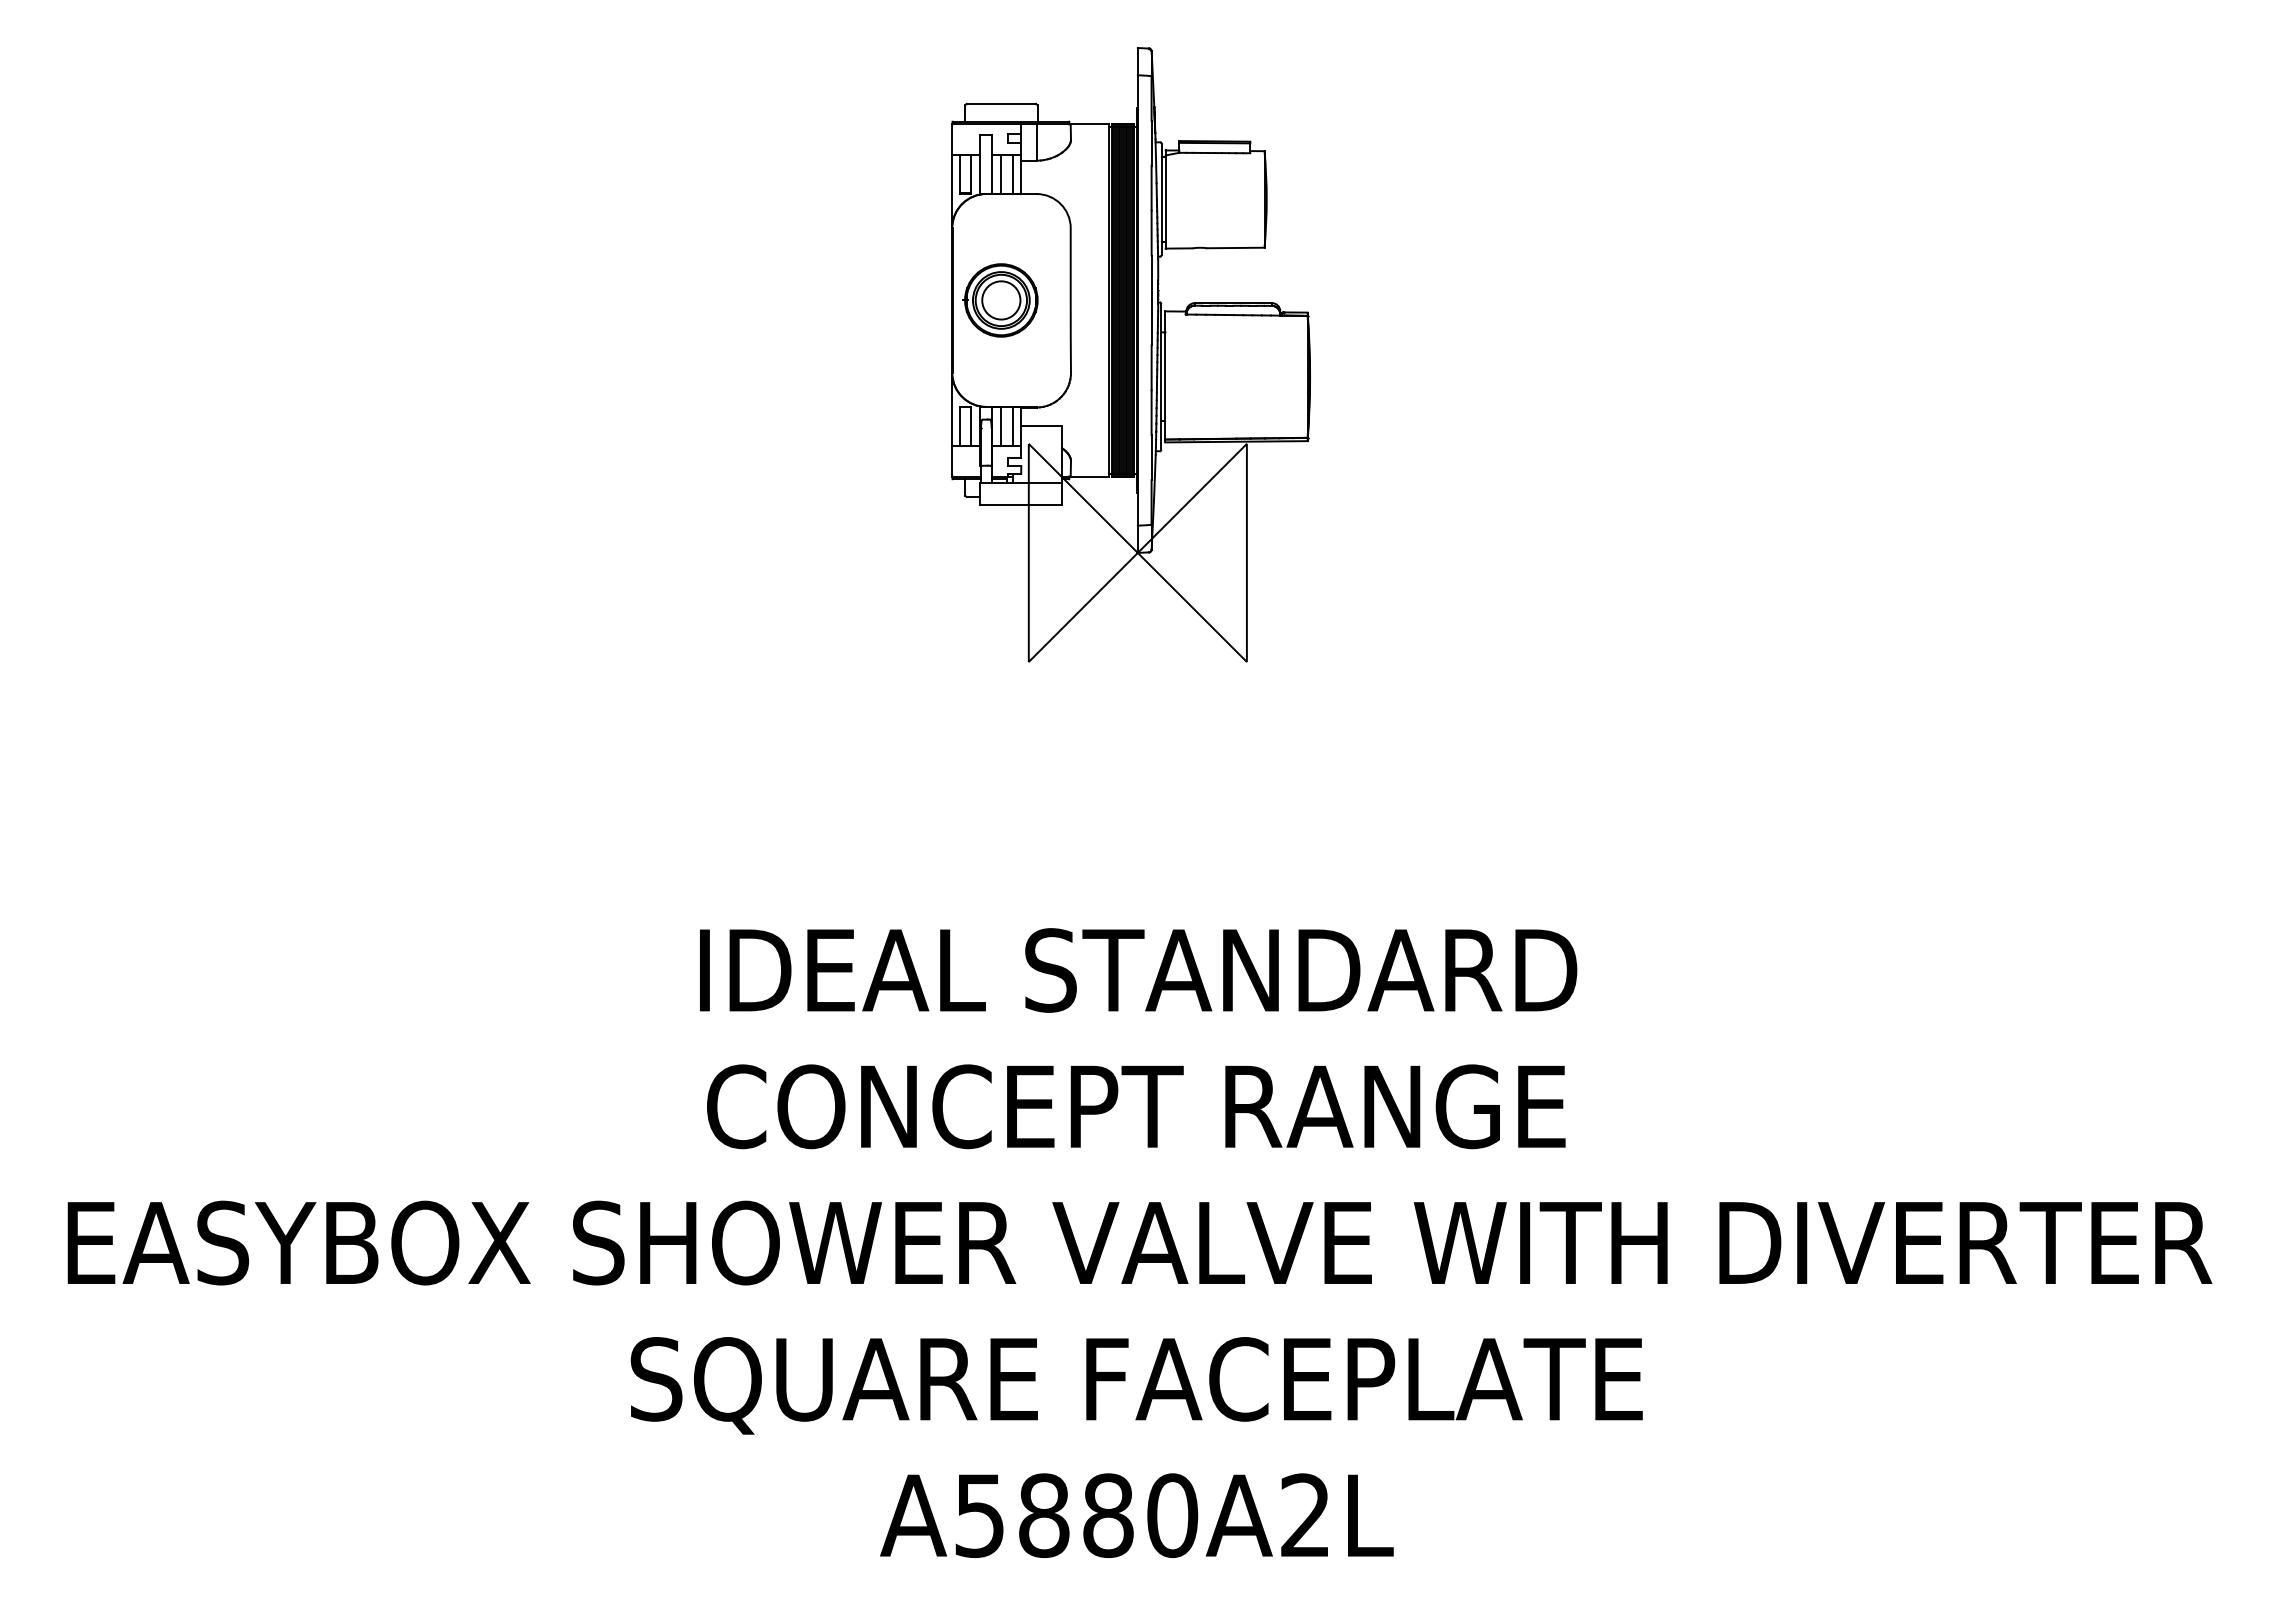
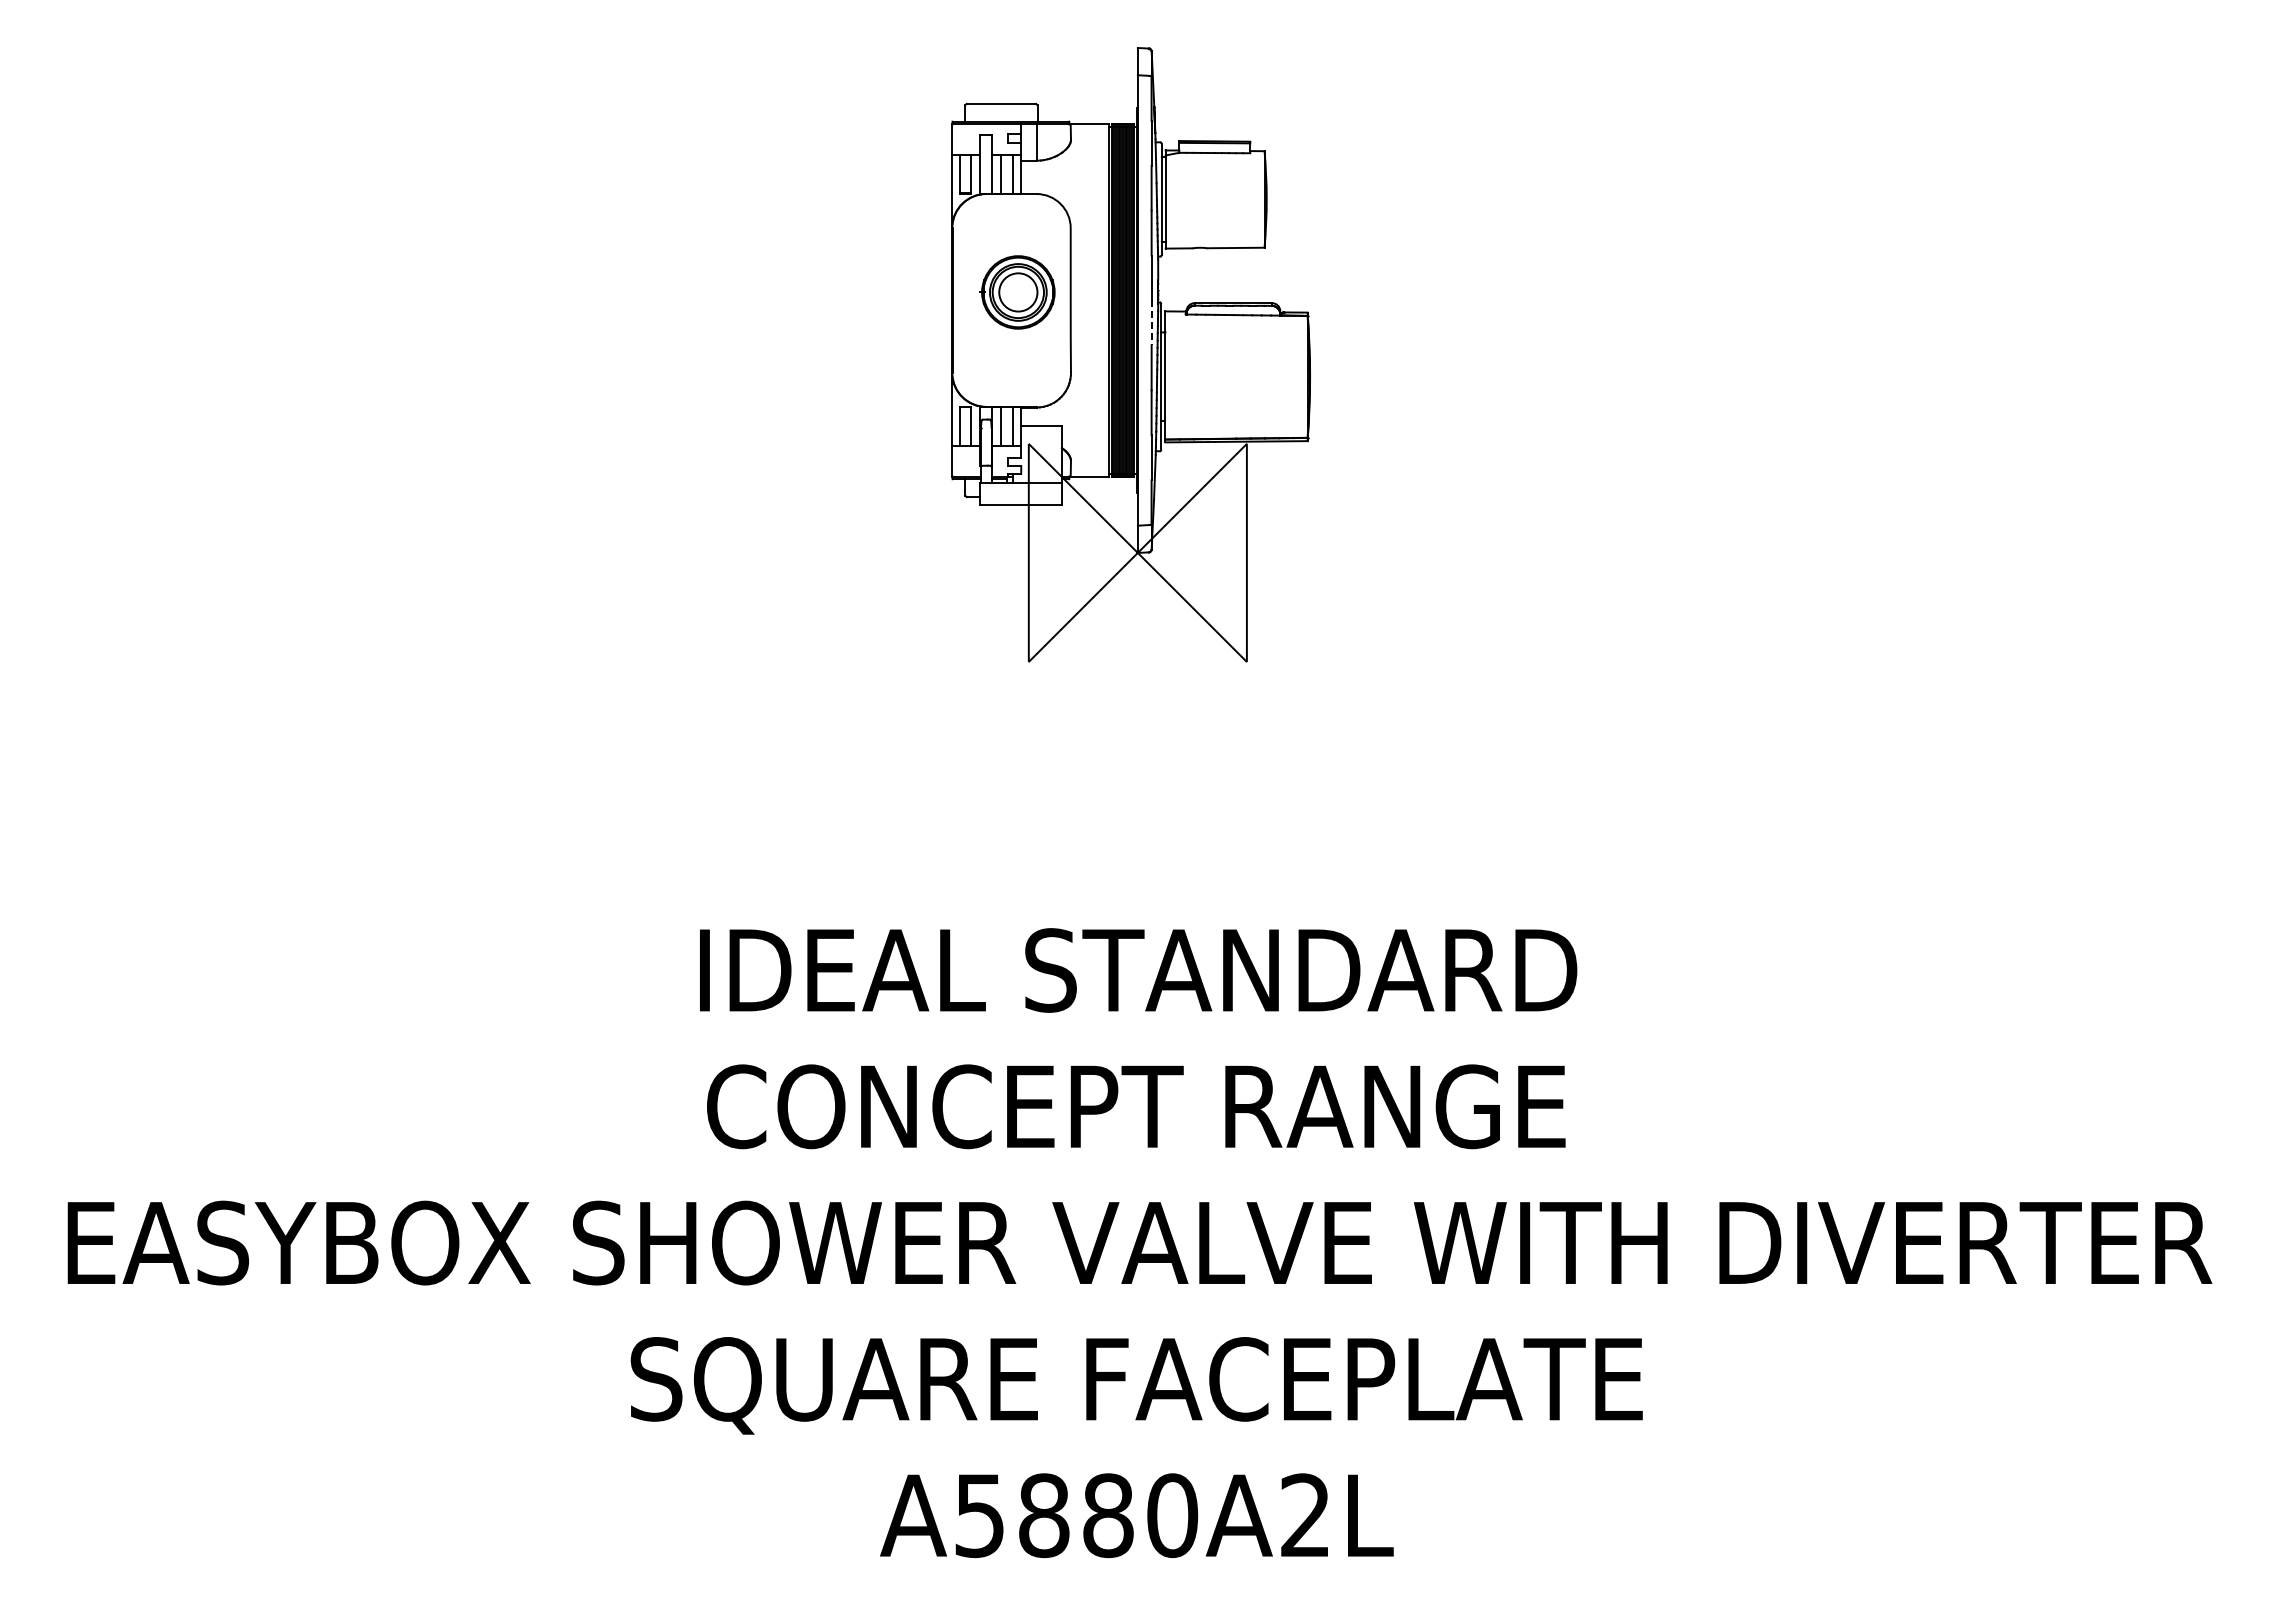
part position: (1000, 300) -> (1017, 292) (1017, 292)
line: solid -> dashed (1151, 323)
